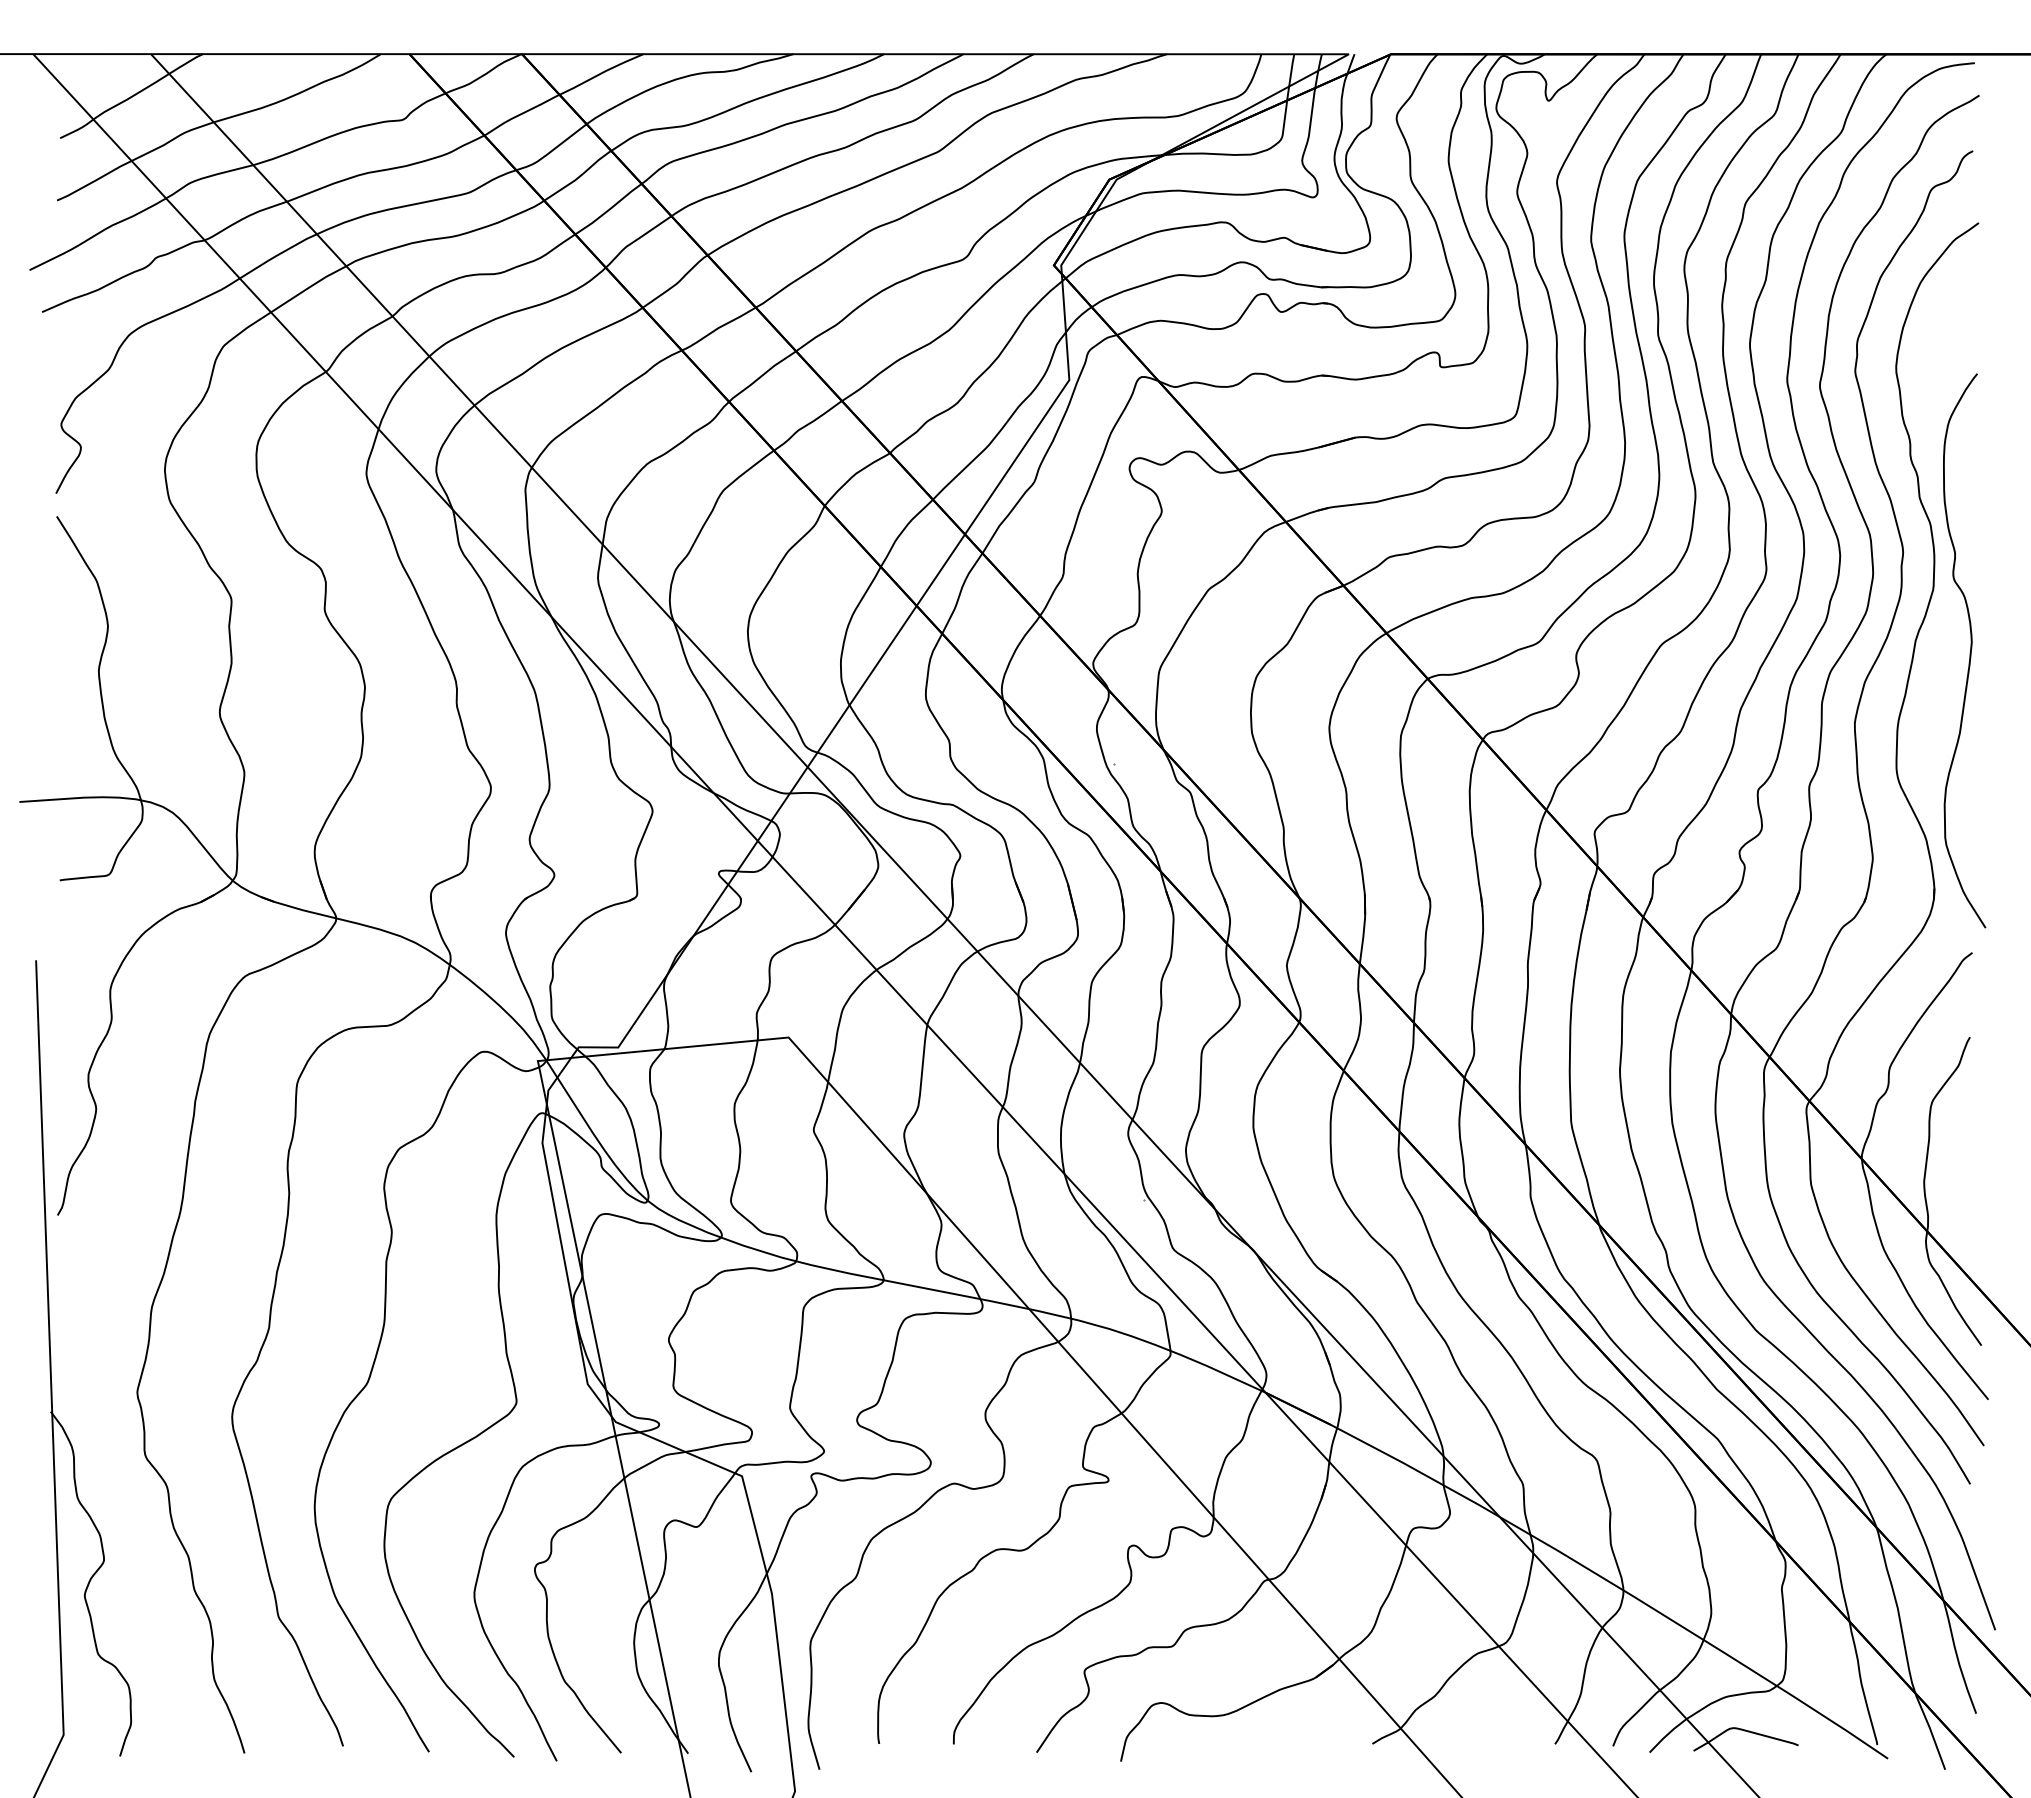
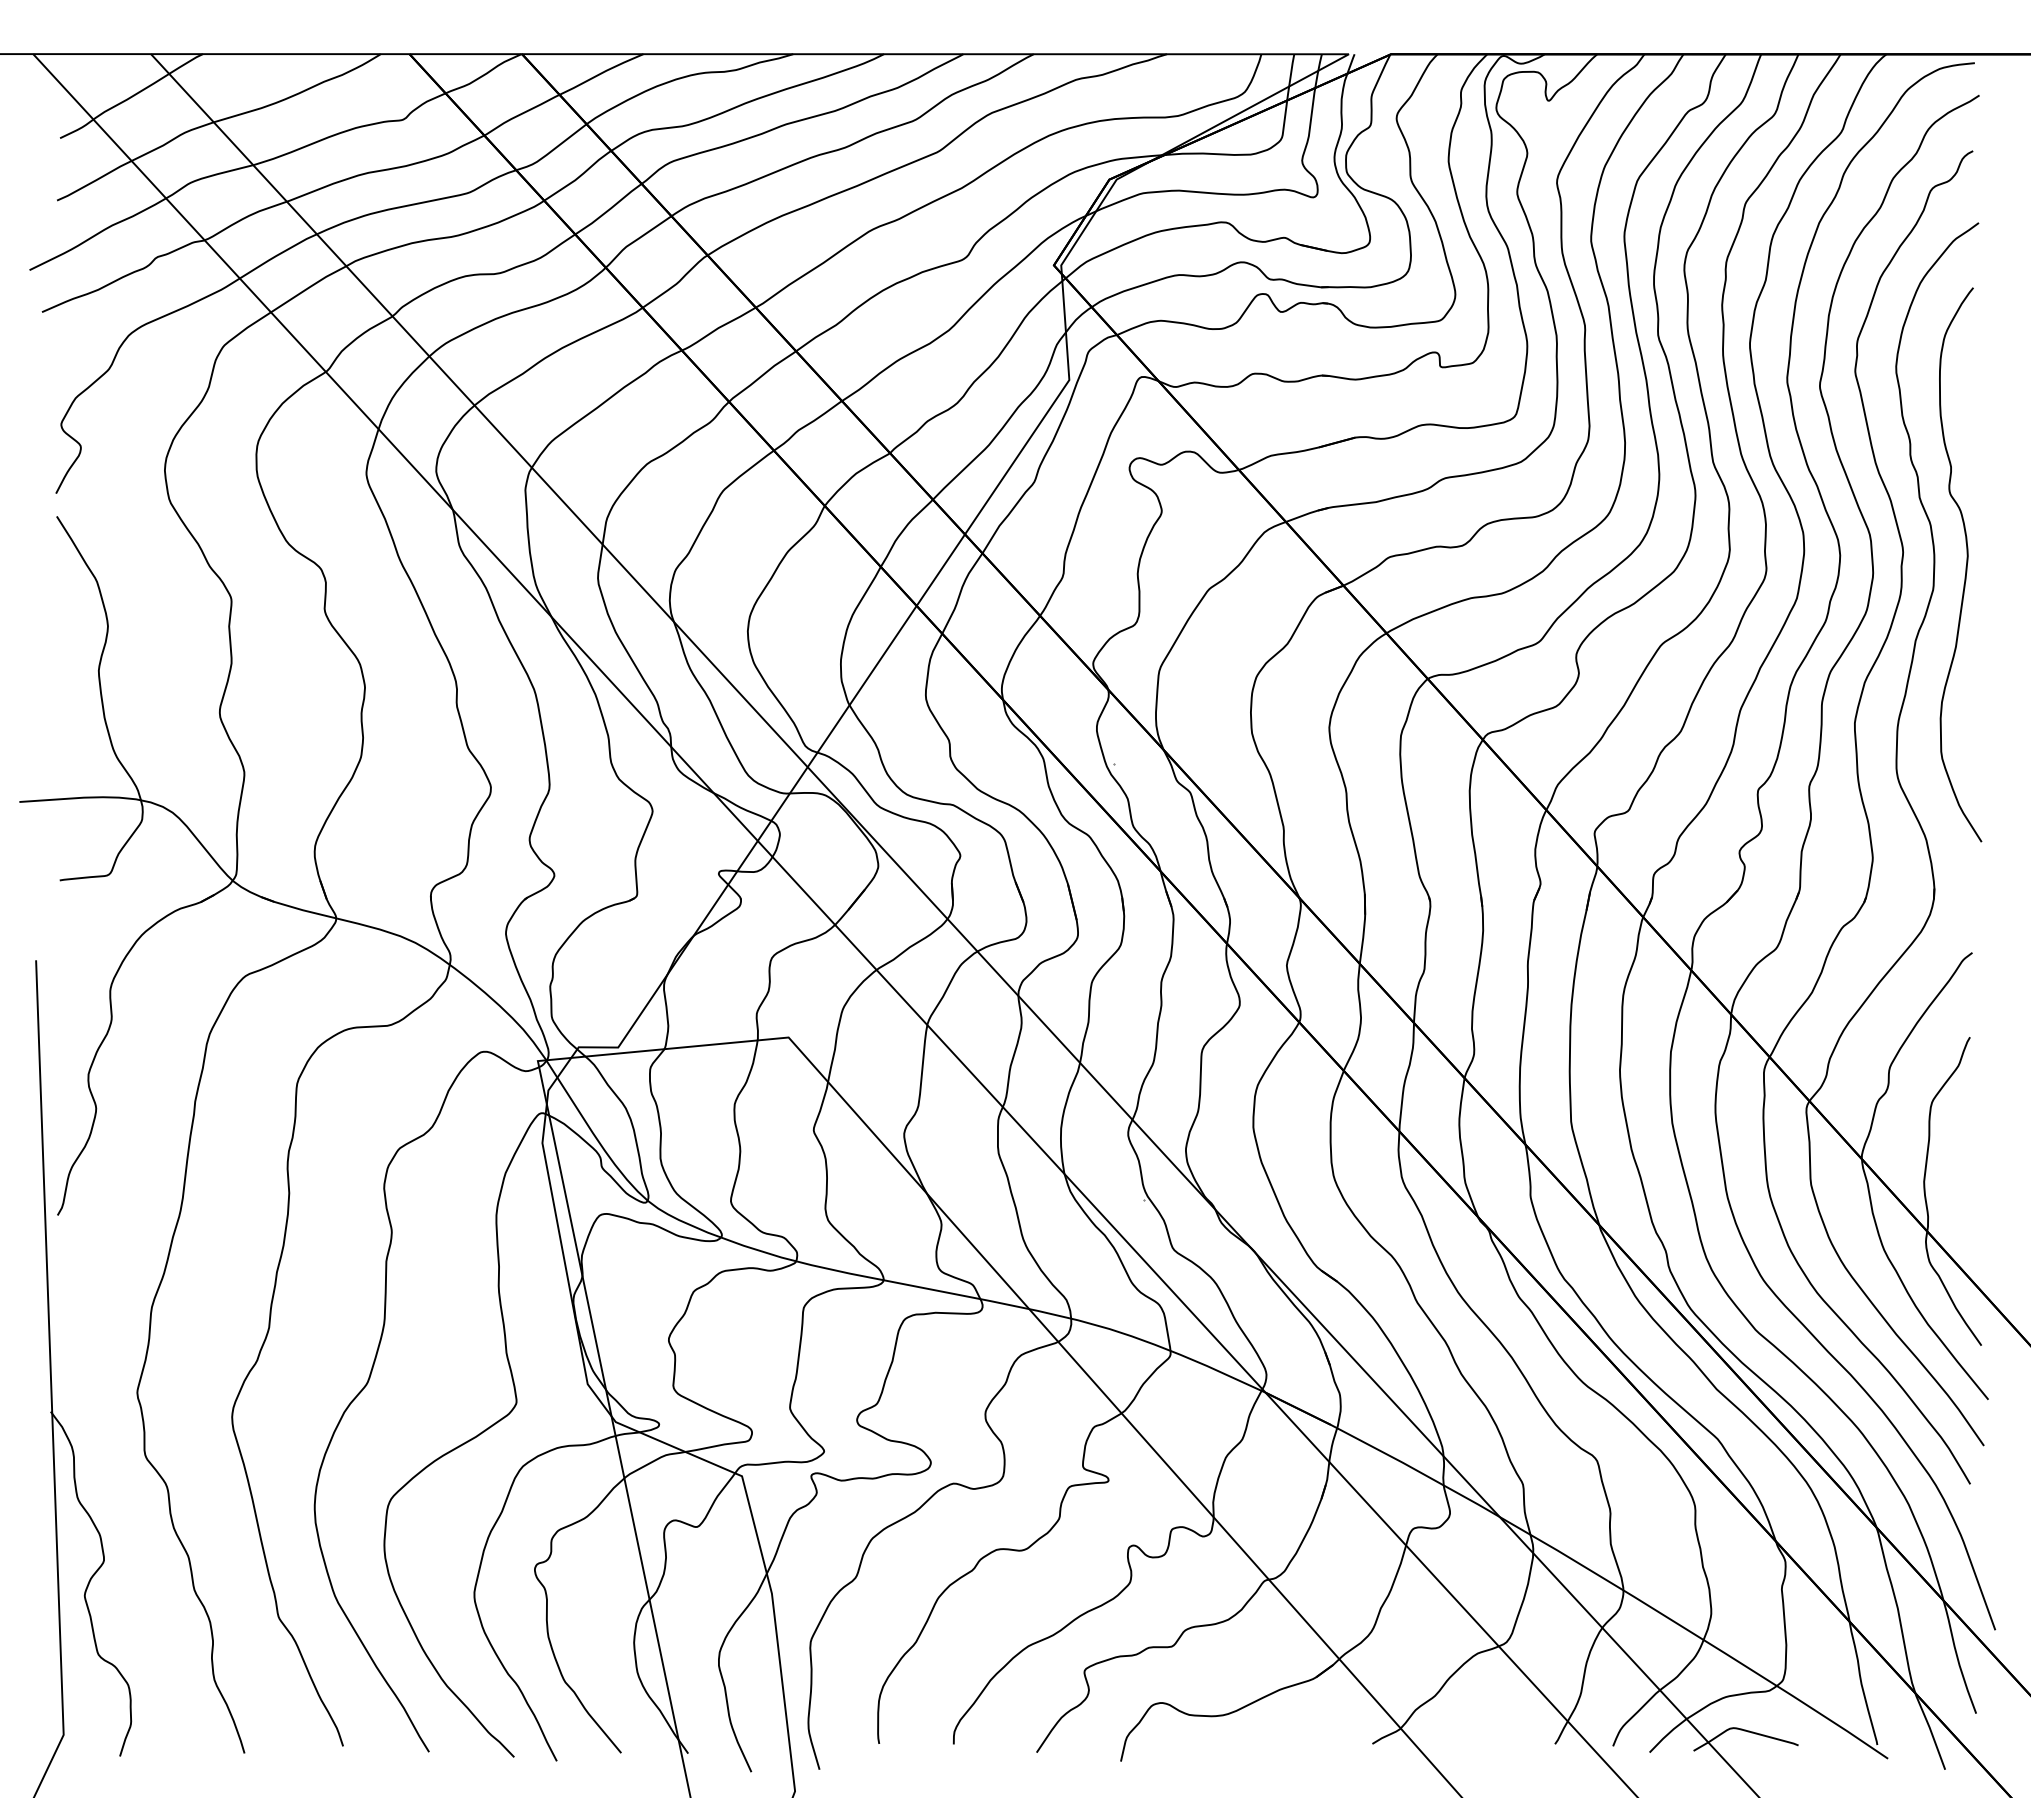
curve position: (1969, 652) -> (1965, 566) (1965, 566)
